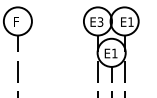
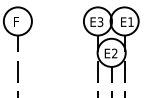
text: E1 -> E2 (114, 53)
